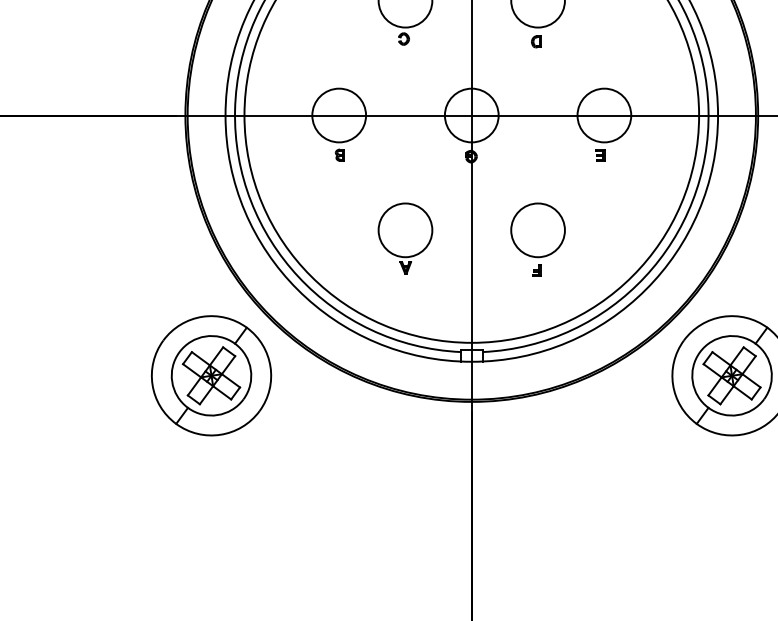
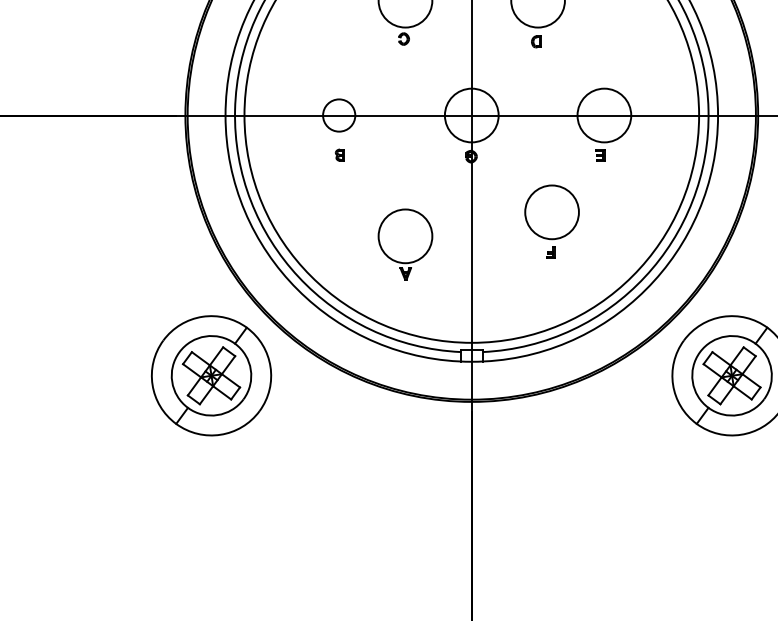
circle diameter: 54 px -> 32 px (339, 115)
part position: (405, 238) -> (405, 244) (405, 244)
part position: (537, 239) -> (551, 221) (551, 221)
